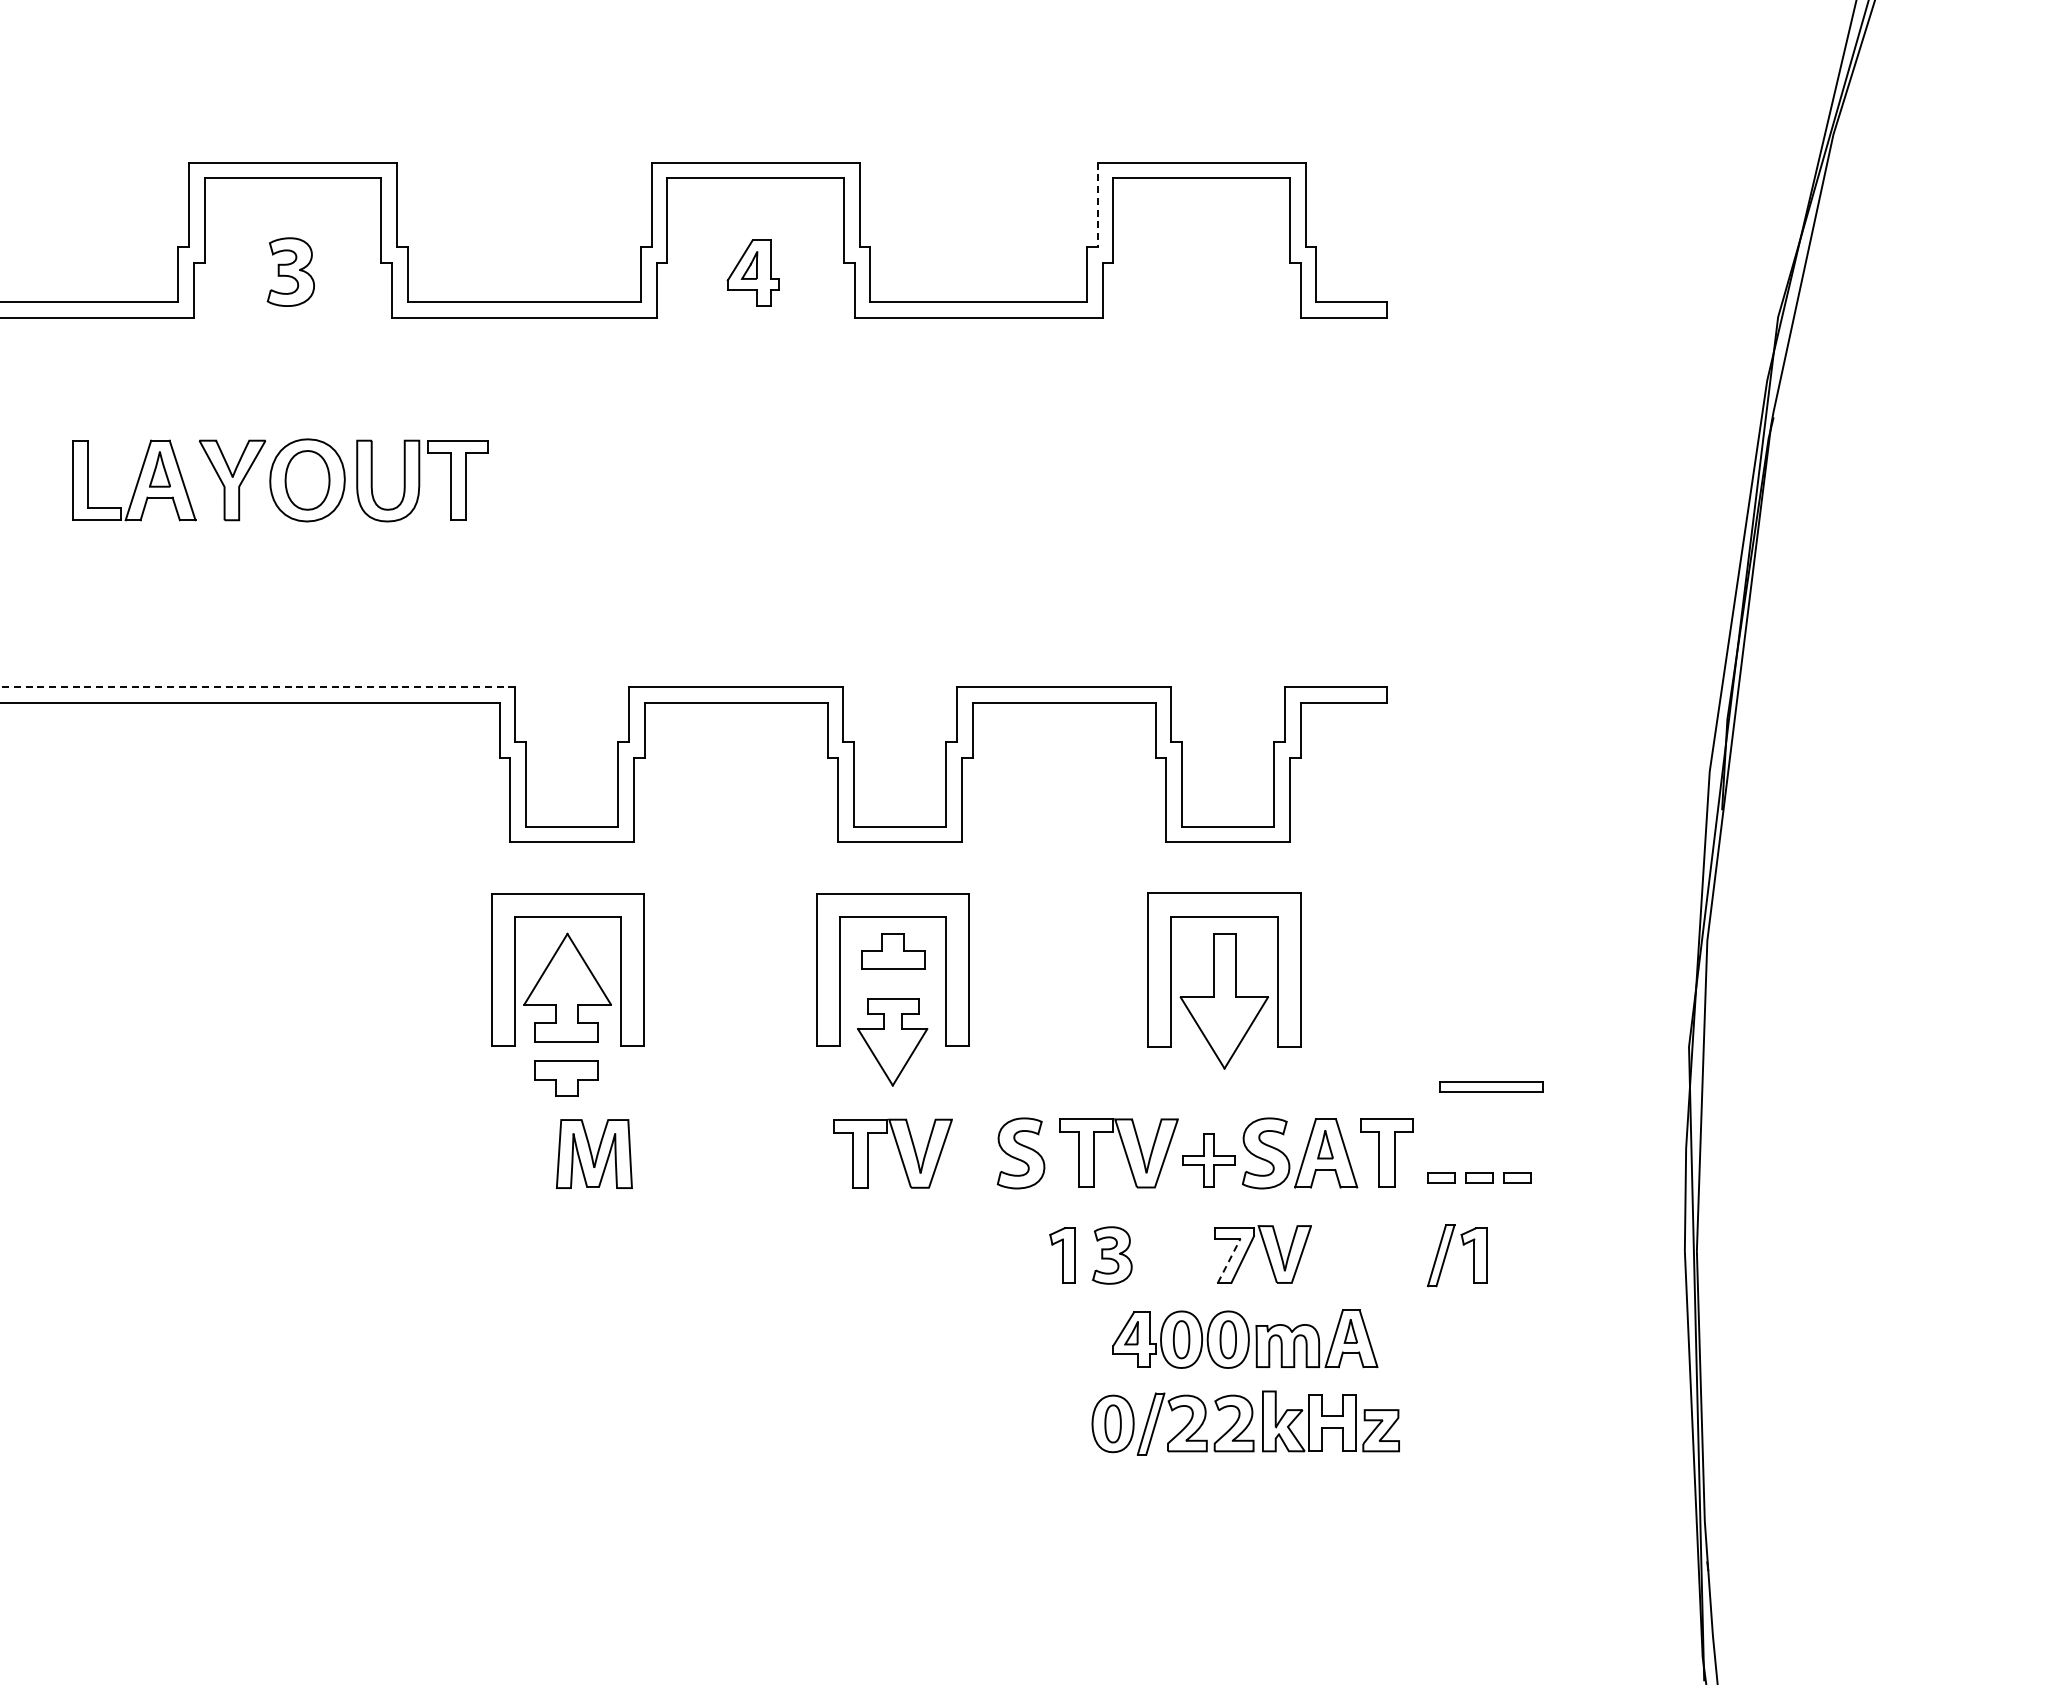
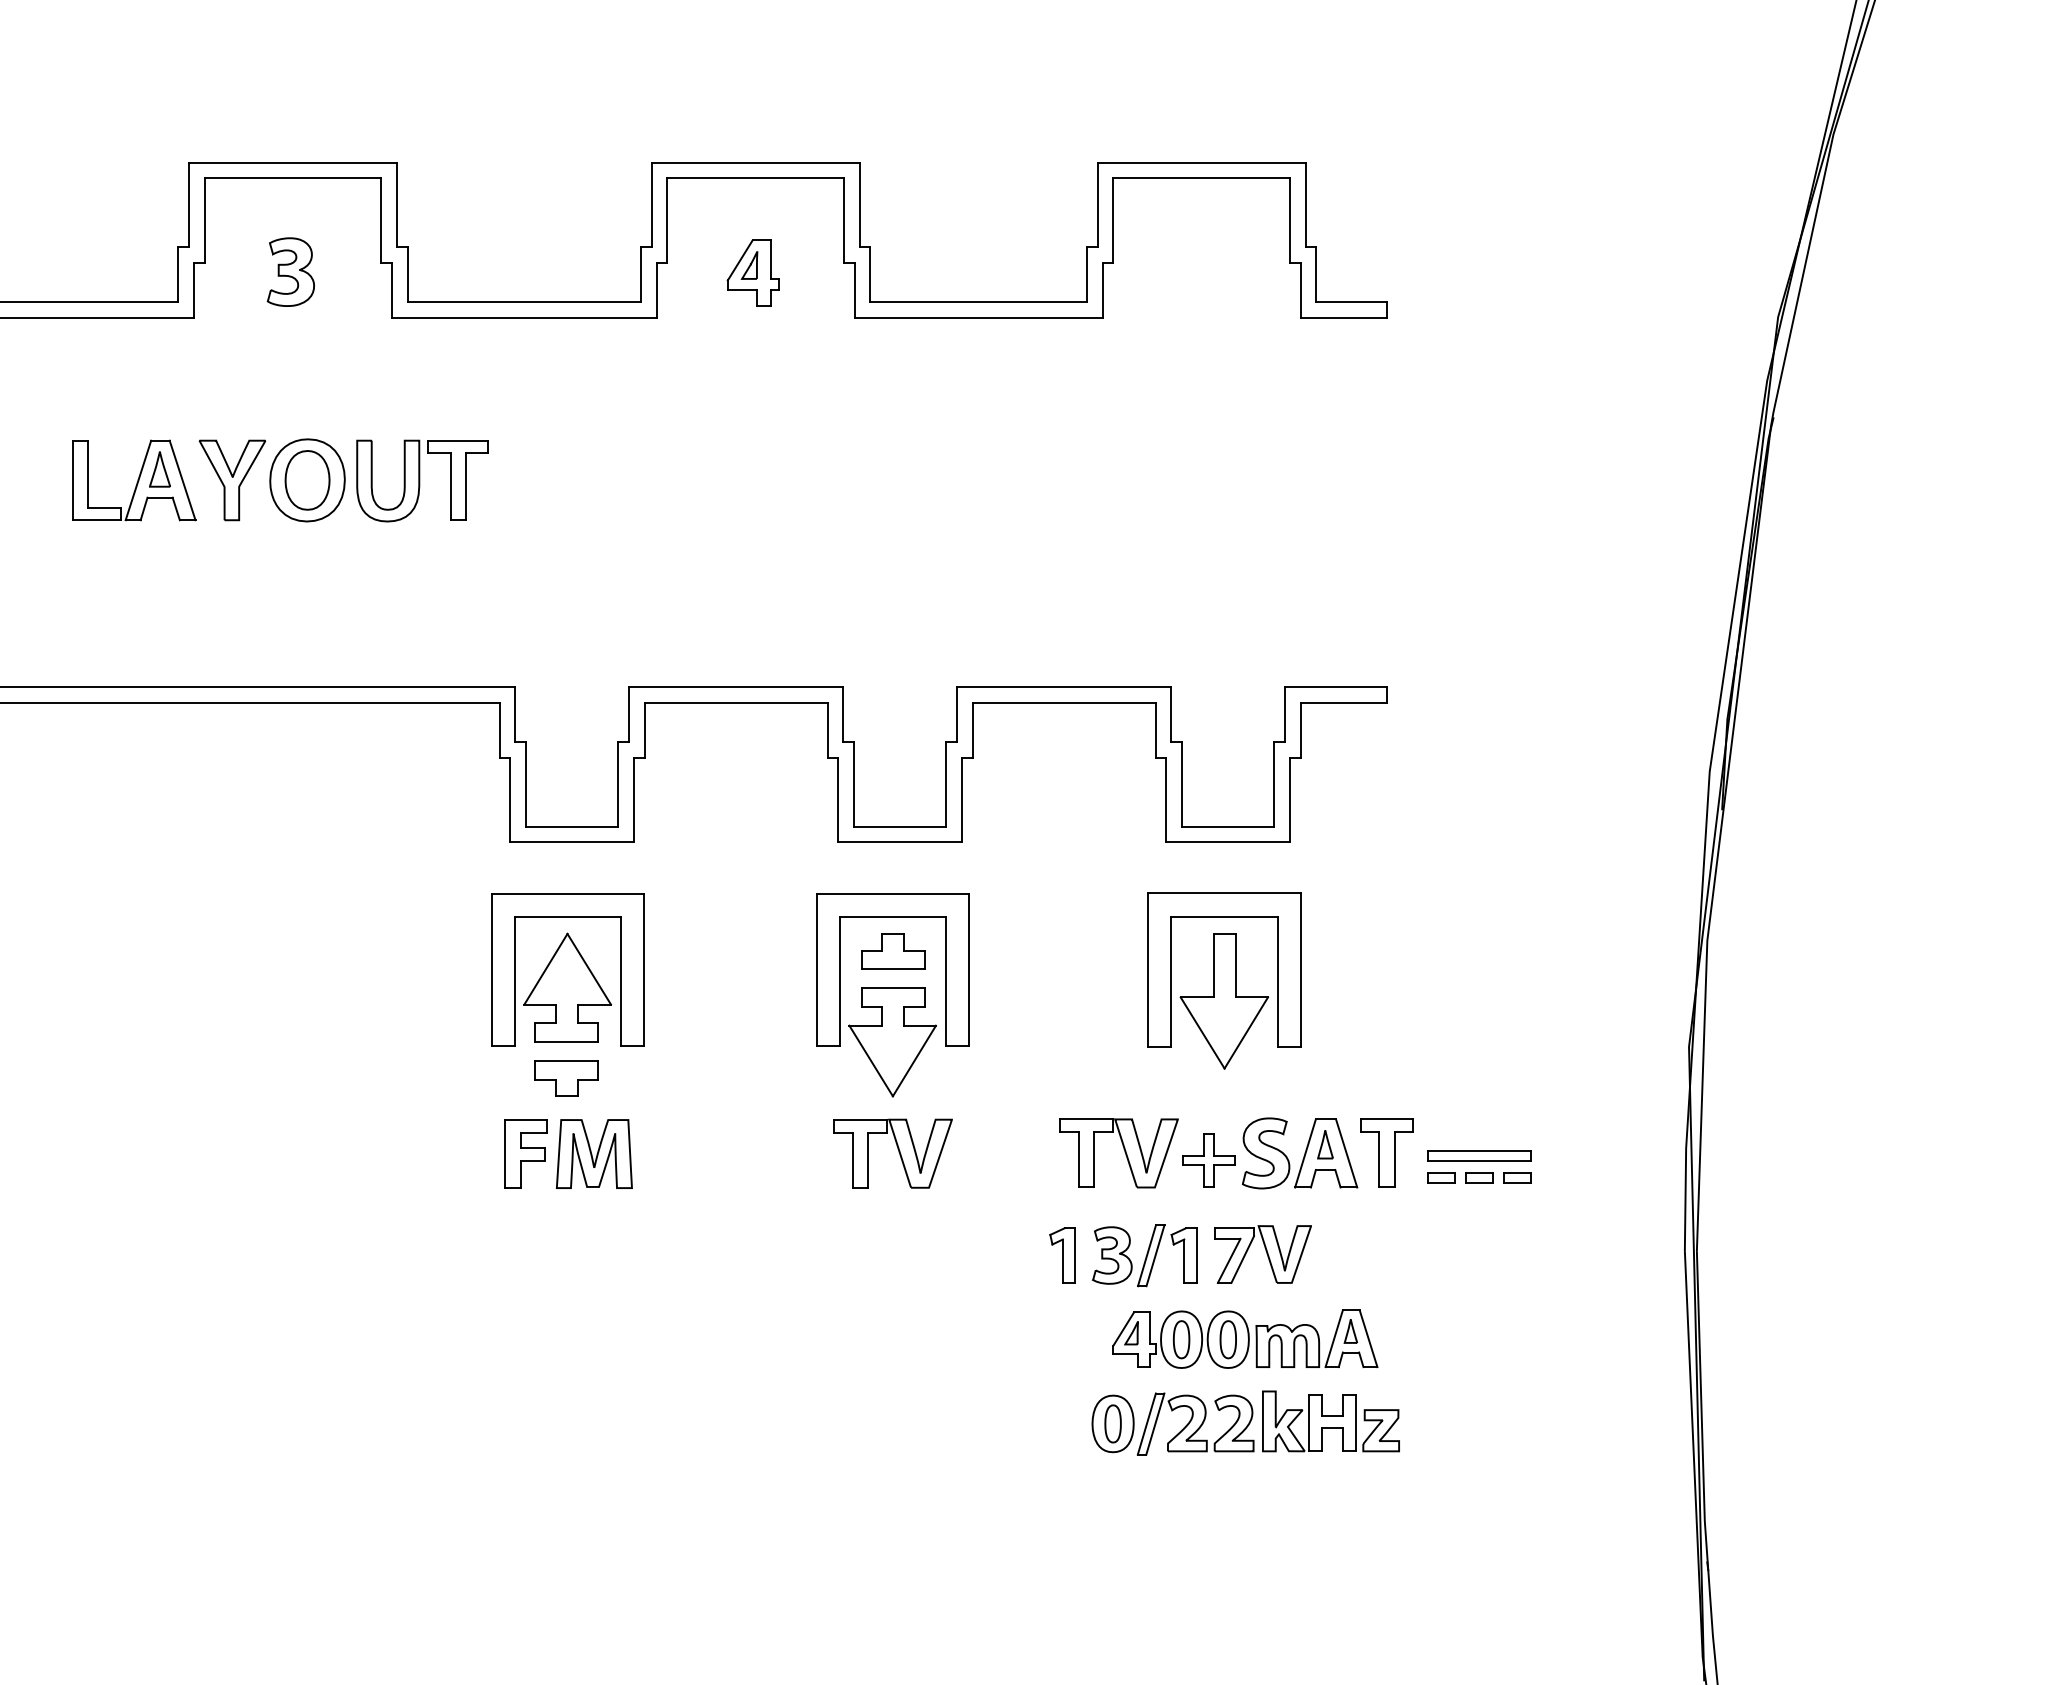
line: dashed -> solid (1097, 205)
line: dashed -> solid (257, 687)
part size: 72x89 px -> 89x111 px (892, 1042)
part position: (1491, 1086) -> (1479, 1155) (1479, 1155)
part: none -> present (525, 1153)
part: present -> none (1021, 1153)
part position: (1447, 1253) -> (1157, 1253) (1157, 1253)
line: dashed -> solid (1229, 1260)
